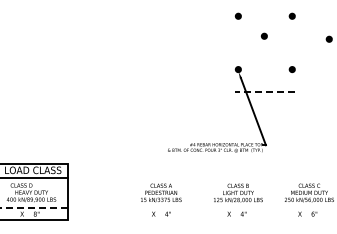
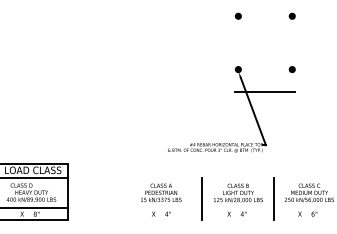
part: present -> none (263, 35)
part: present -> none (328, 38)
line: dashed -> solid (264, 91)
line: none -> present (201, 198)
line: none -> present (273, 198)
line: dashed -> solid (33, 207)
